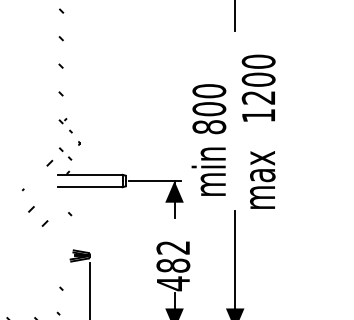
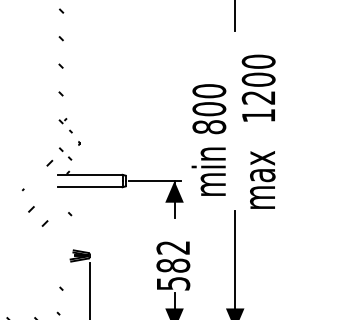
text: 482 -> 582 (173, 283)
